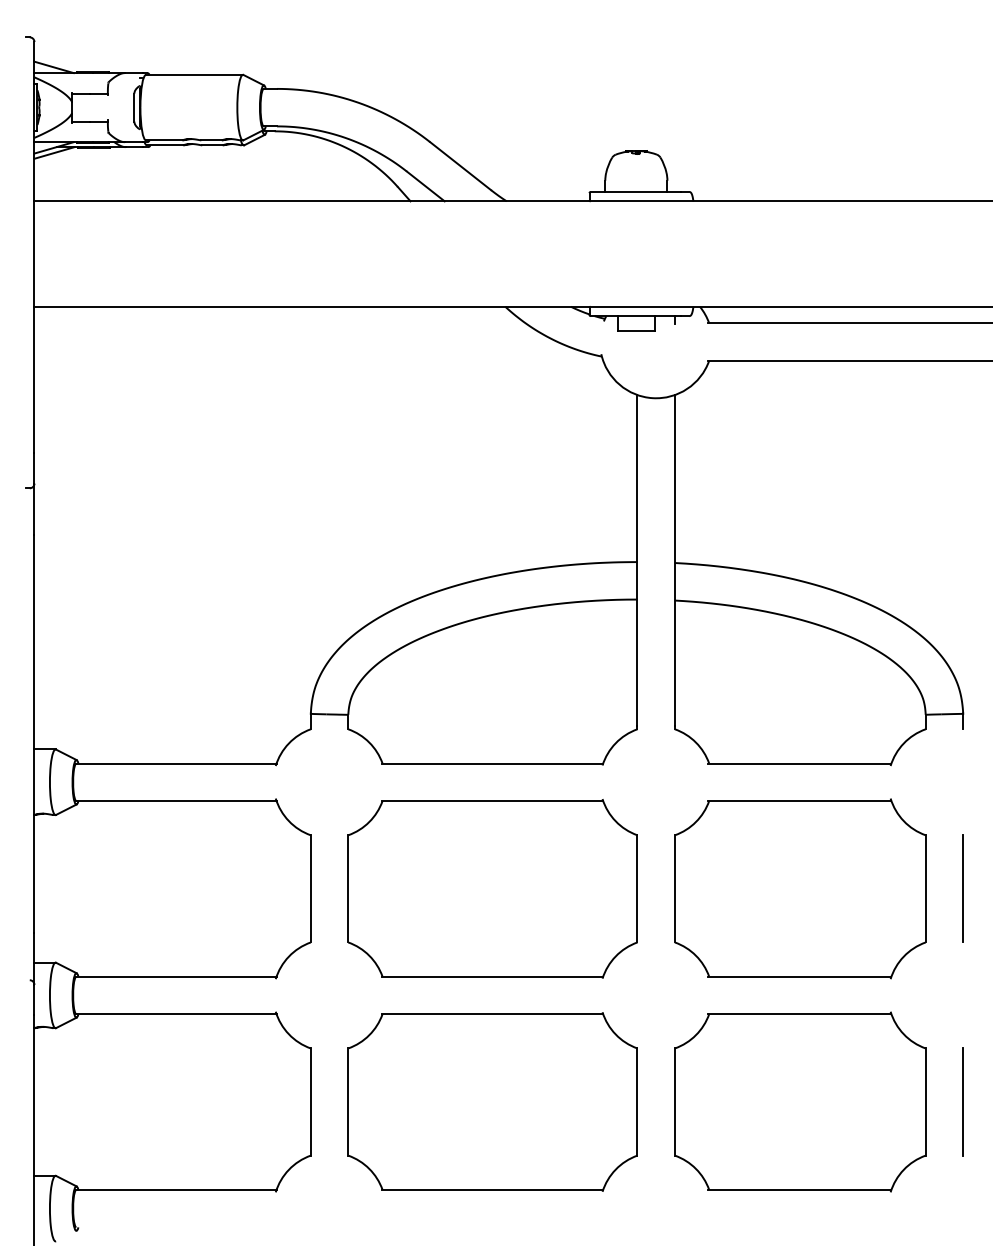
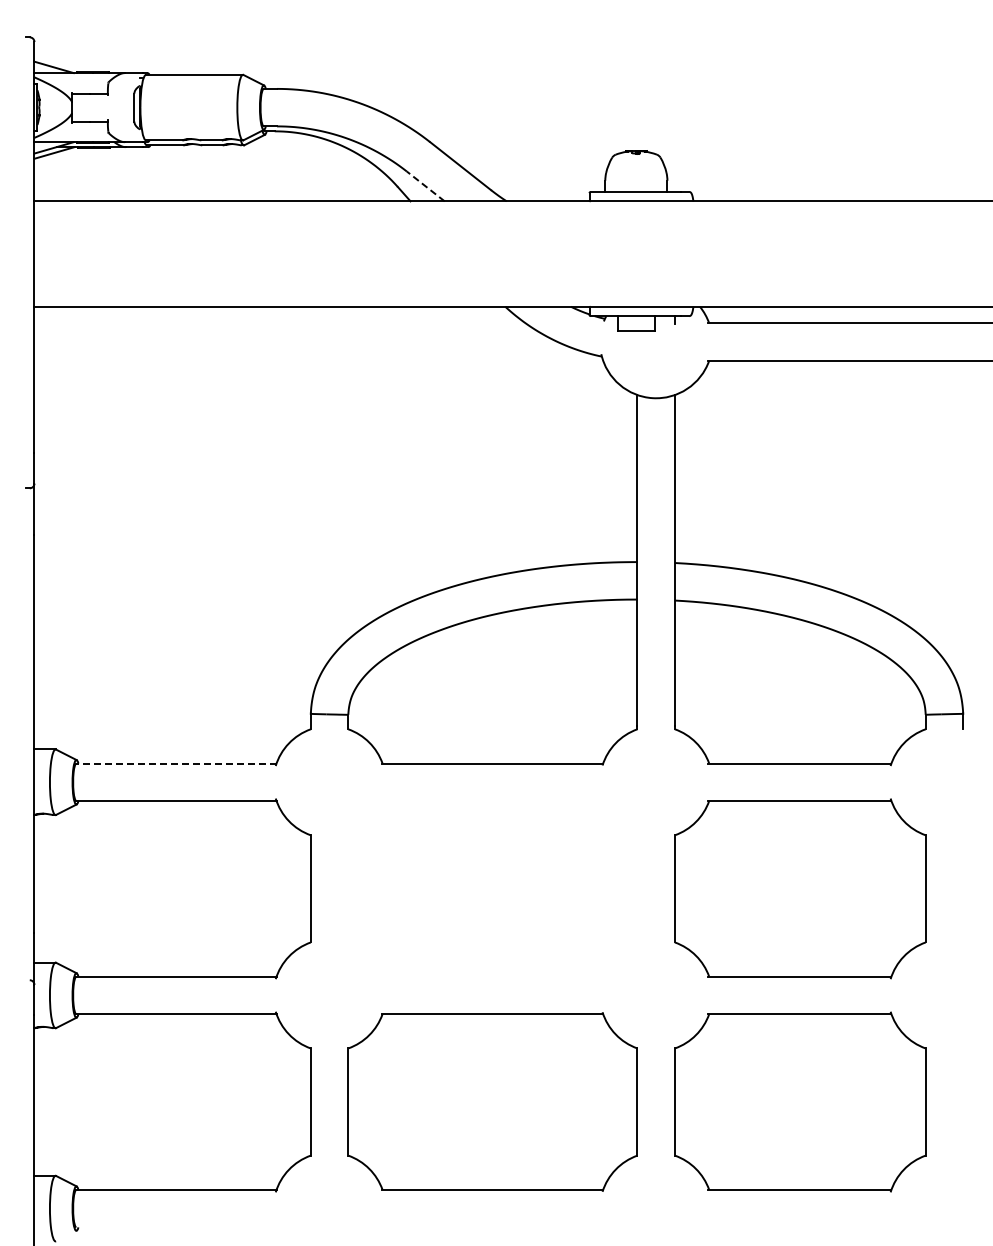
line: solid -> dashed (425, 186)
line: solid -> dashed (175, 763)
part: present -> none (492, 888)
line: present -> none (963, 888)
line: present -> none (963, 1101)
